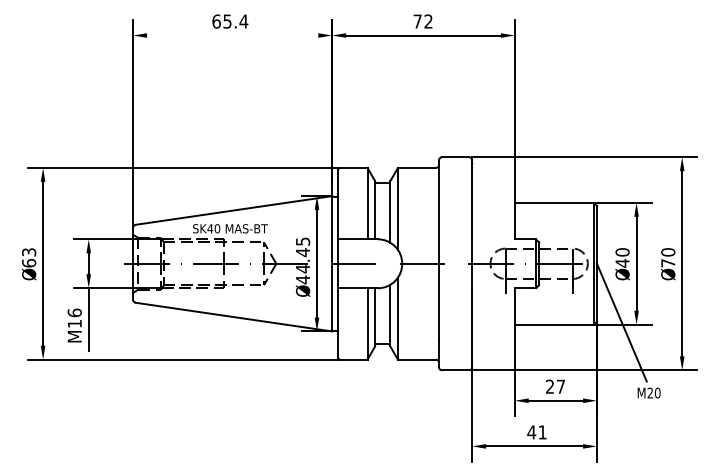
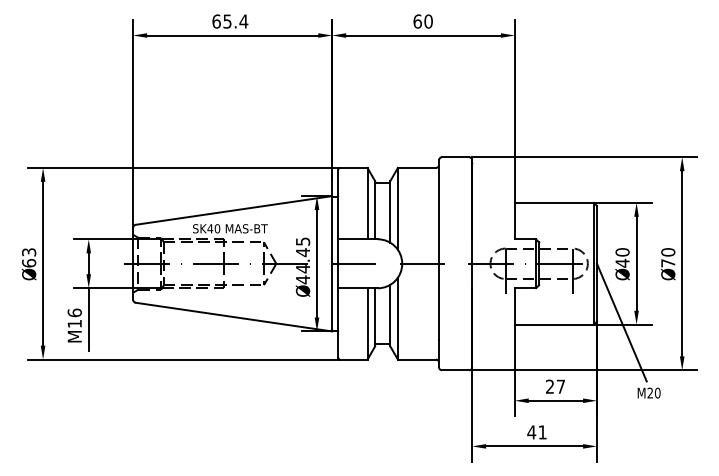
text: 72 -> 60 (422, 21)
line: none -> present (232, 35)
